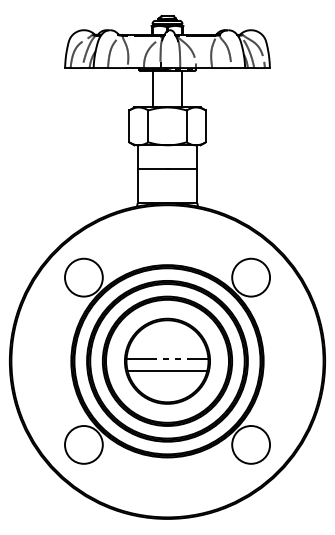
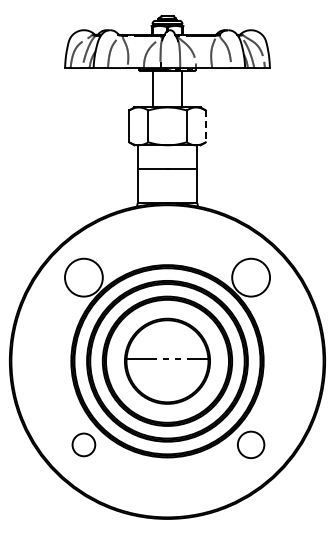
line: solid -> dashed (205, 126)
line: present -> none (167, 370)
circle diameter: 38 px -> 23 px (83, 444)
circle diameter: 38 px -> 26 px (250, 444)
